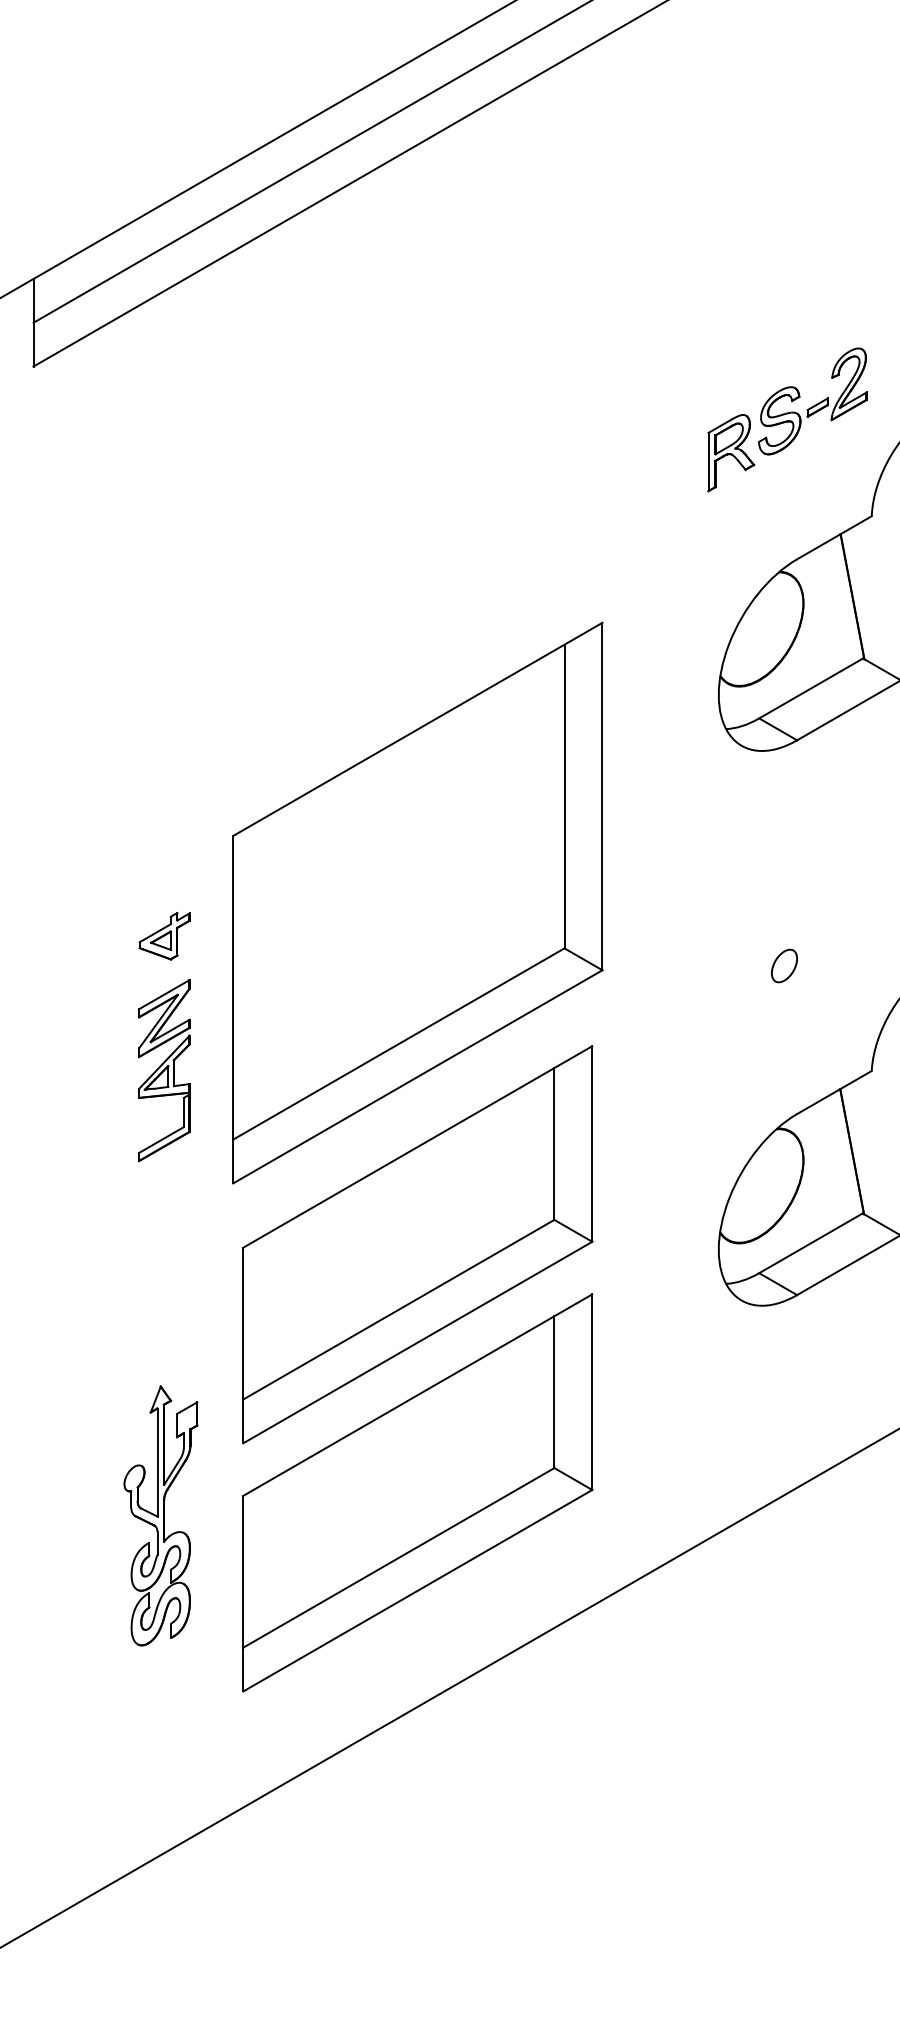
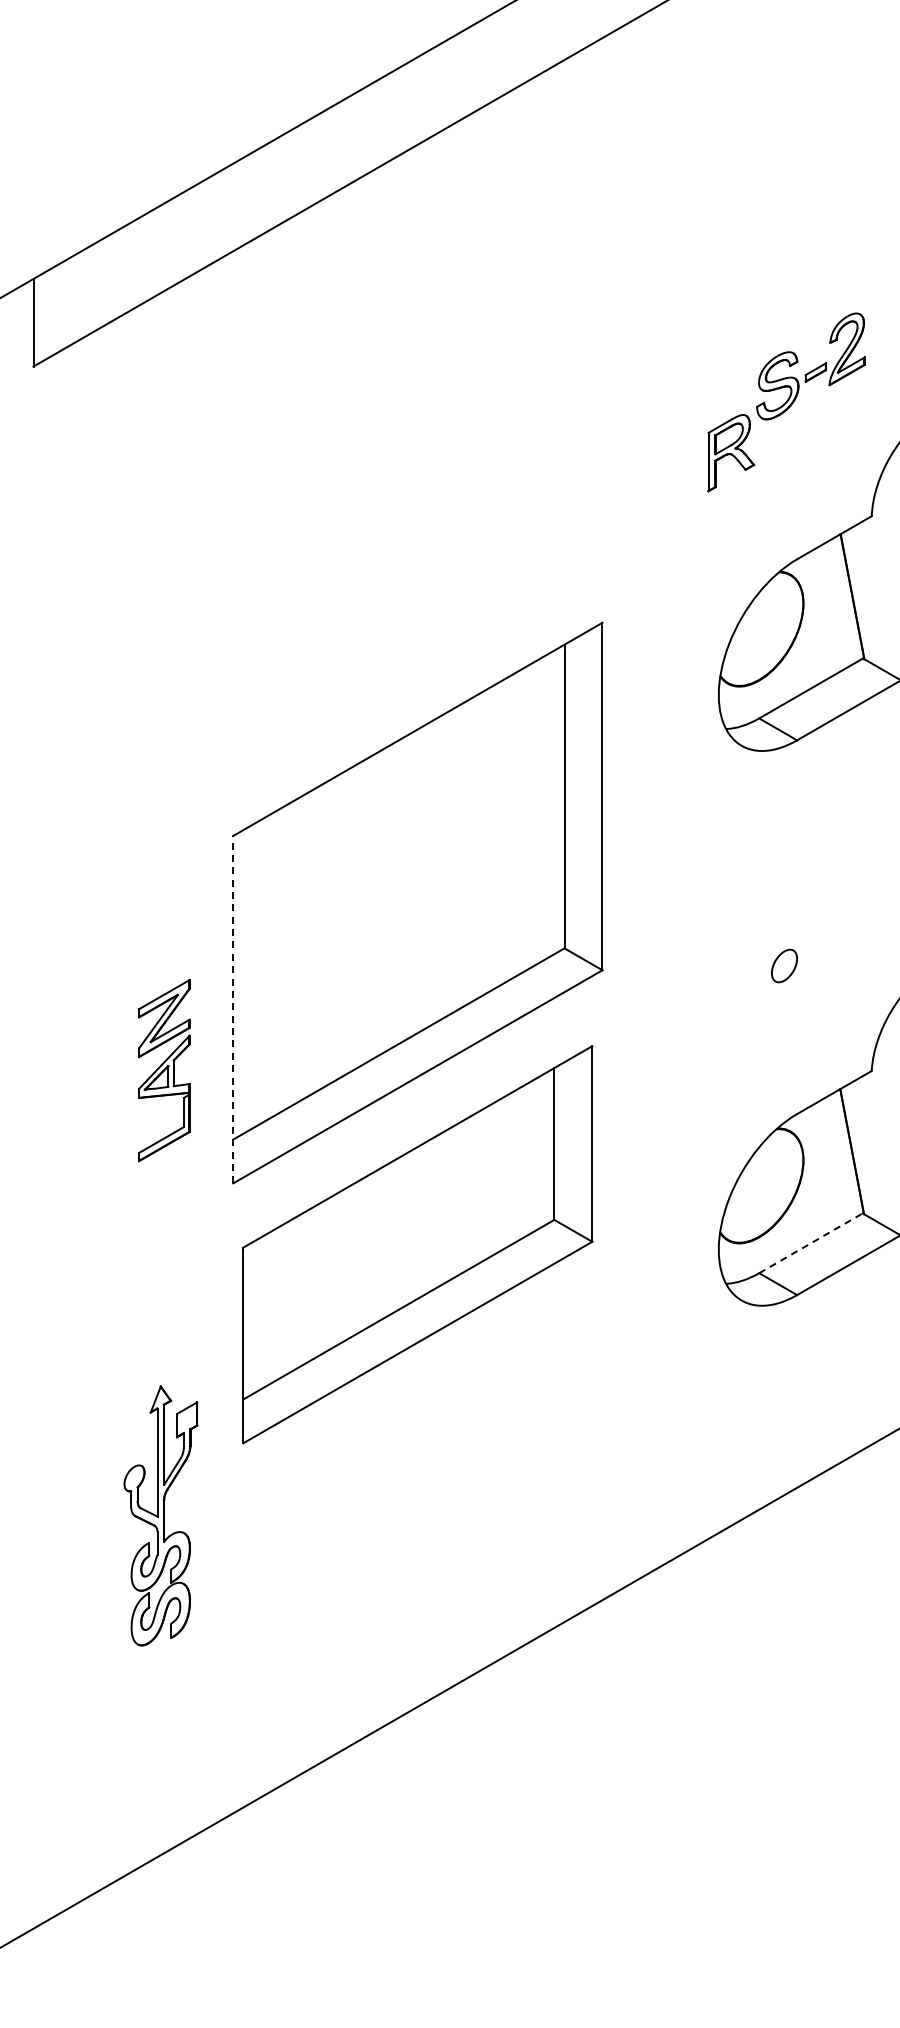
line: present -> none (310, 162)
part position: (812, 401) -> (810, 366) (810, 366)
part: present -> none (164, 936)
line: solid -> dashed (233, 1009)
line: solid -> dashed (810, 1243)
part: present -> none (417, 1492)
